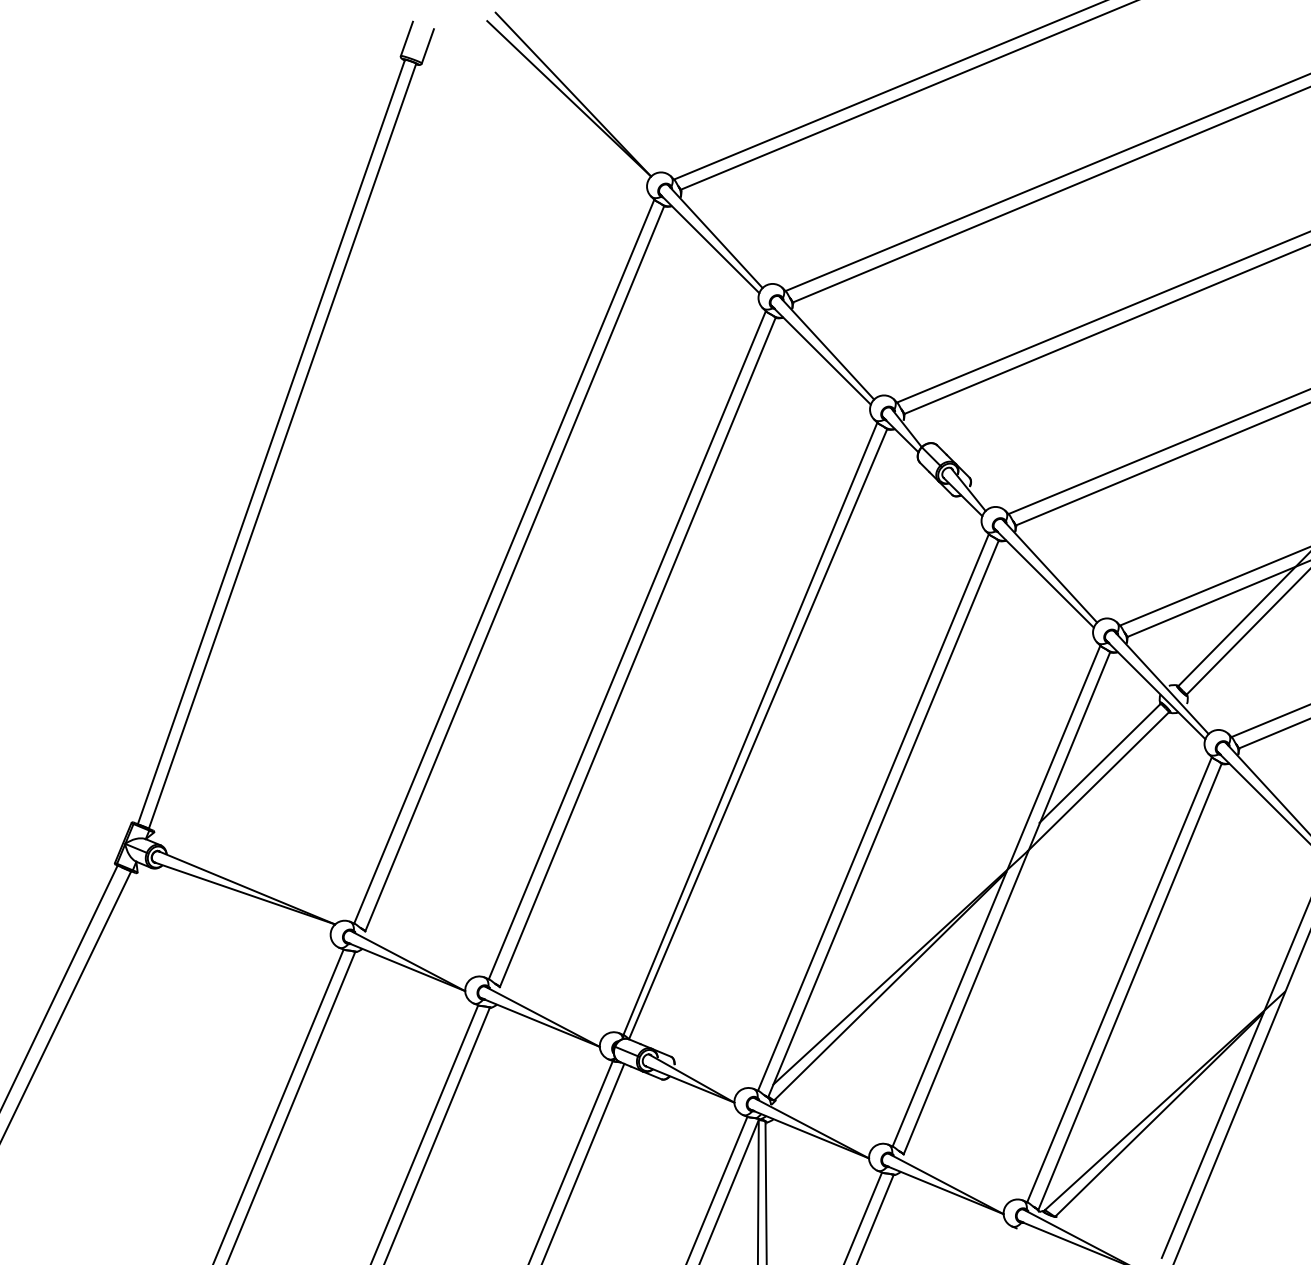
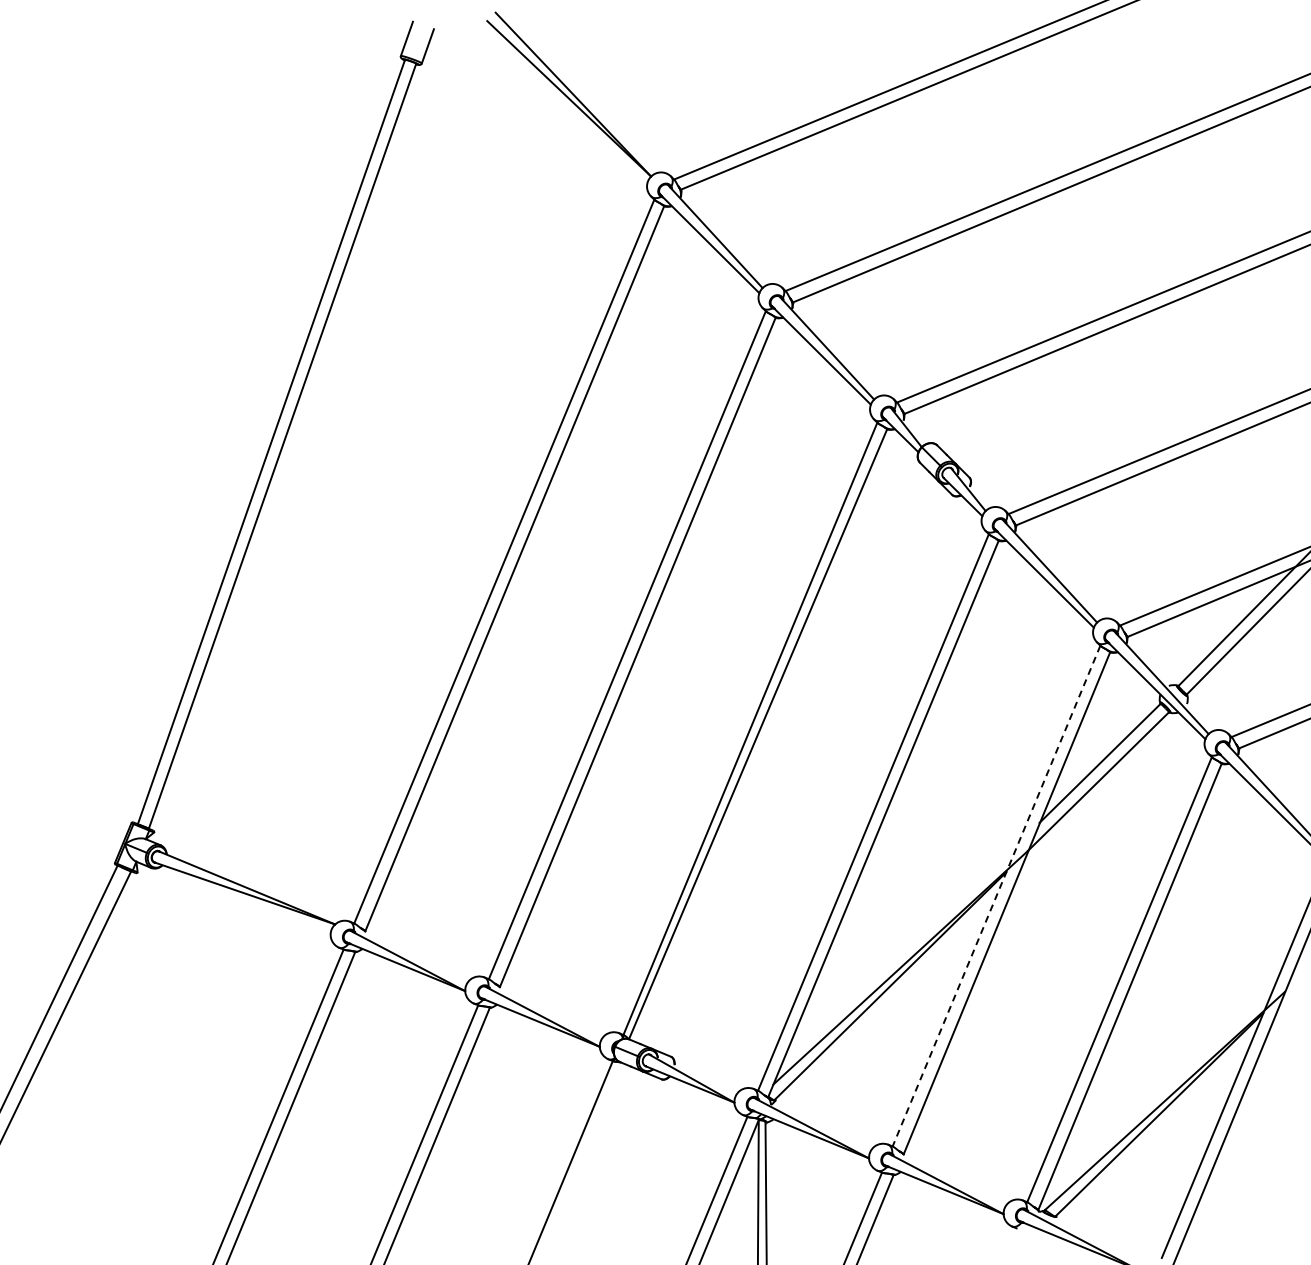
line: solid -> dashed (996, 896)
line: present -> none (583, 1162)
